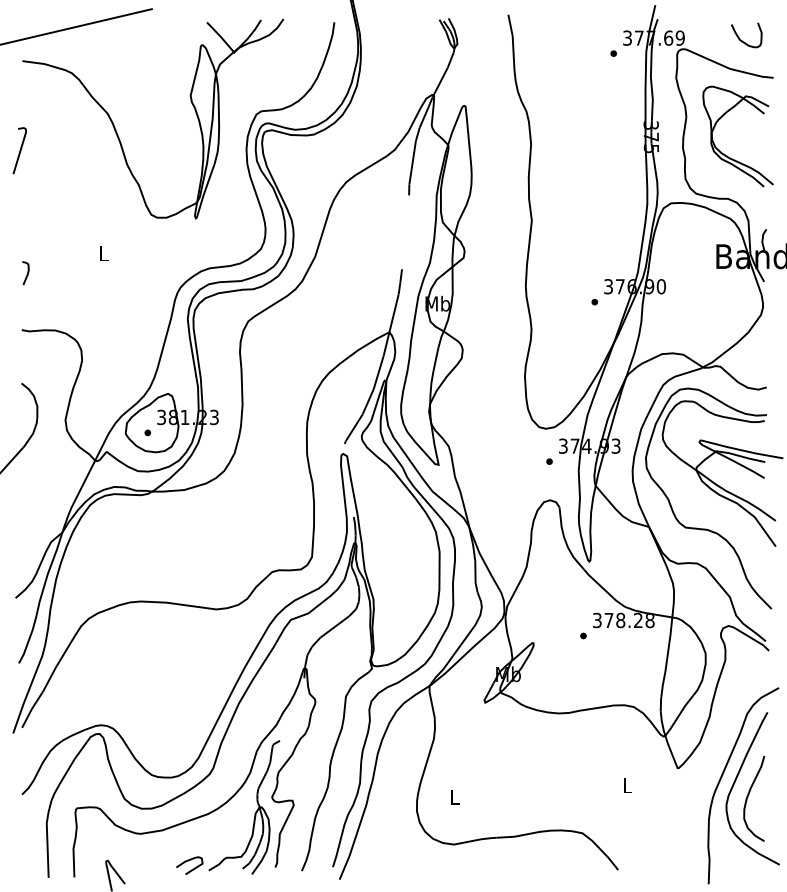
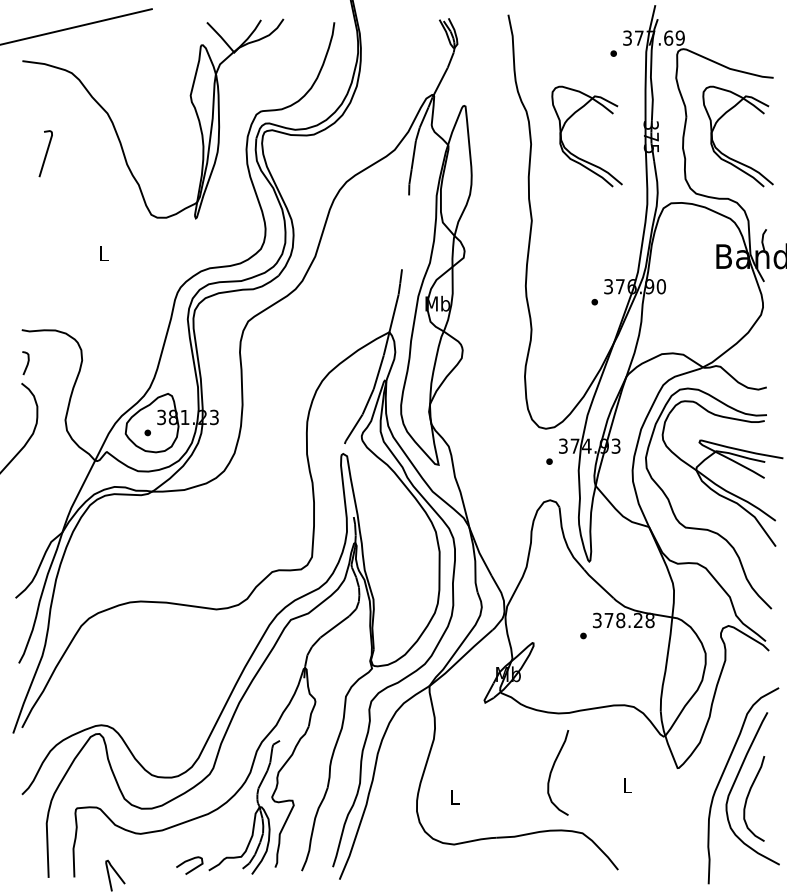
curve: present -> none (744, 41)
curve position: (19, 150) -> (45, 153) (45, 153)
part: none -> present (576, 155)
curve position: (26, 274) -> (26, 364) (26, 364)
curve: none -> present (552, 771)
